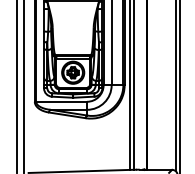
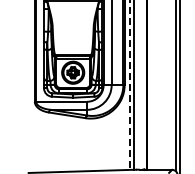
line: solid -> dashed (129, 85)
line: present -> none (17, 86)
line: present -> none (24, 86)
